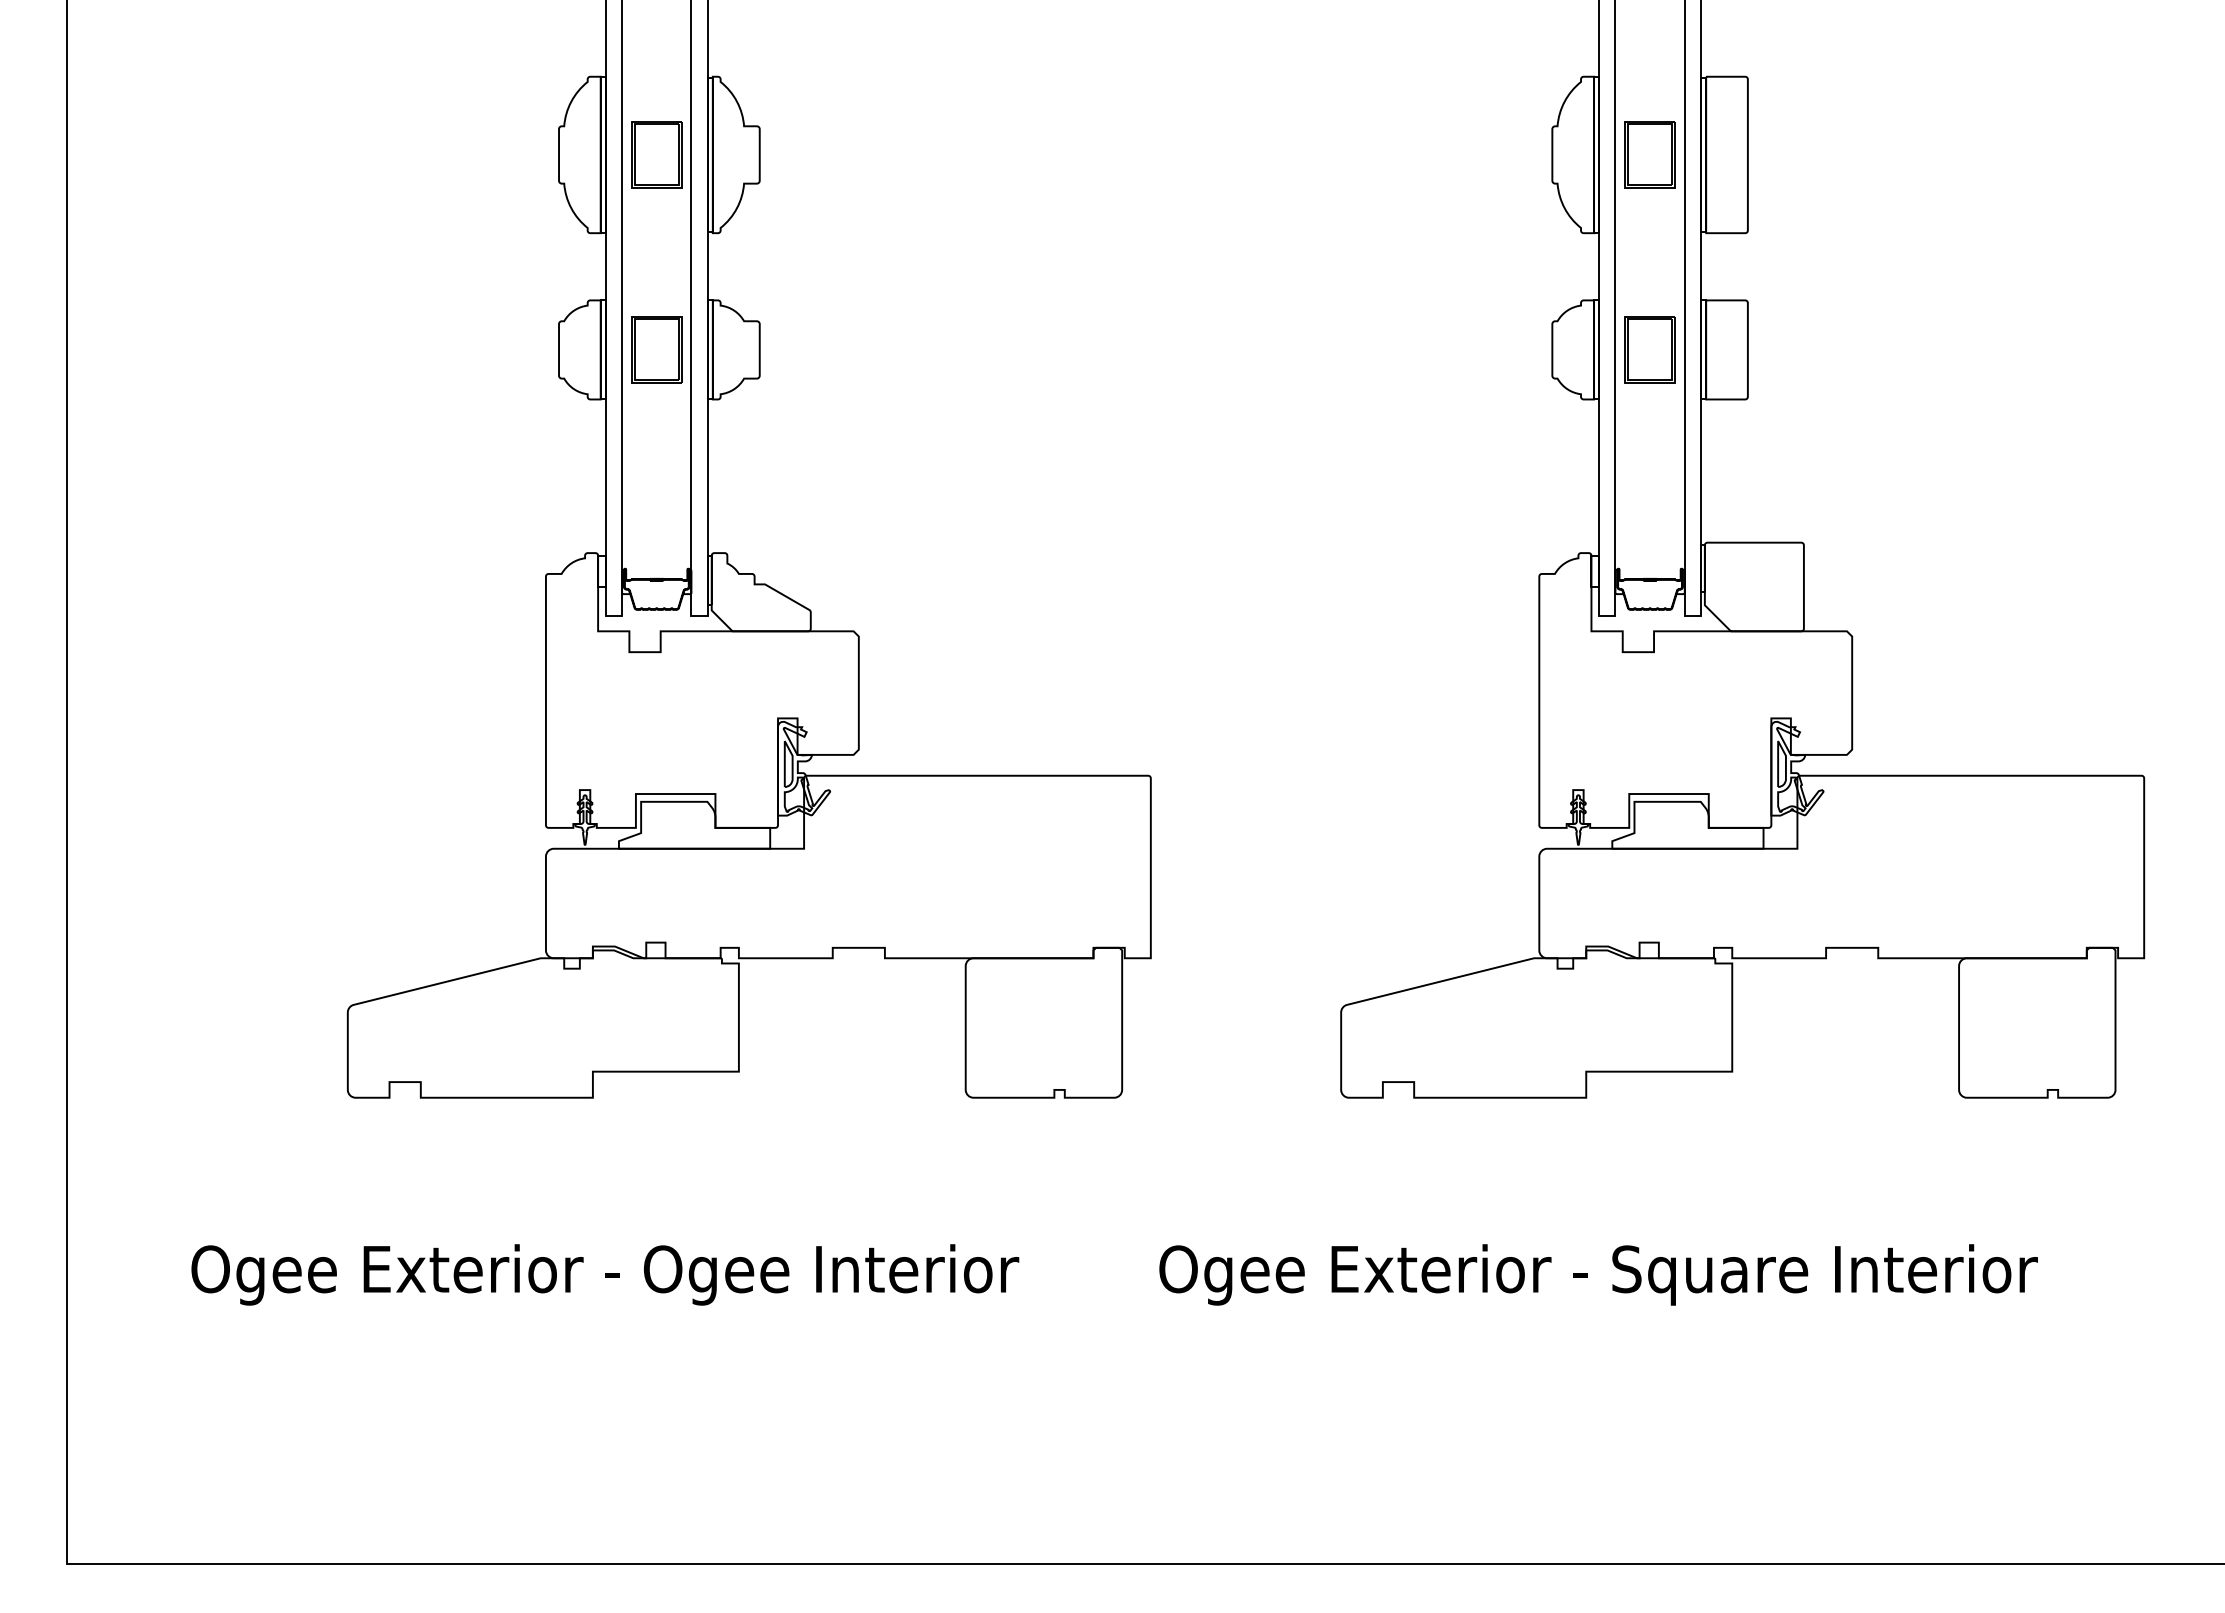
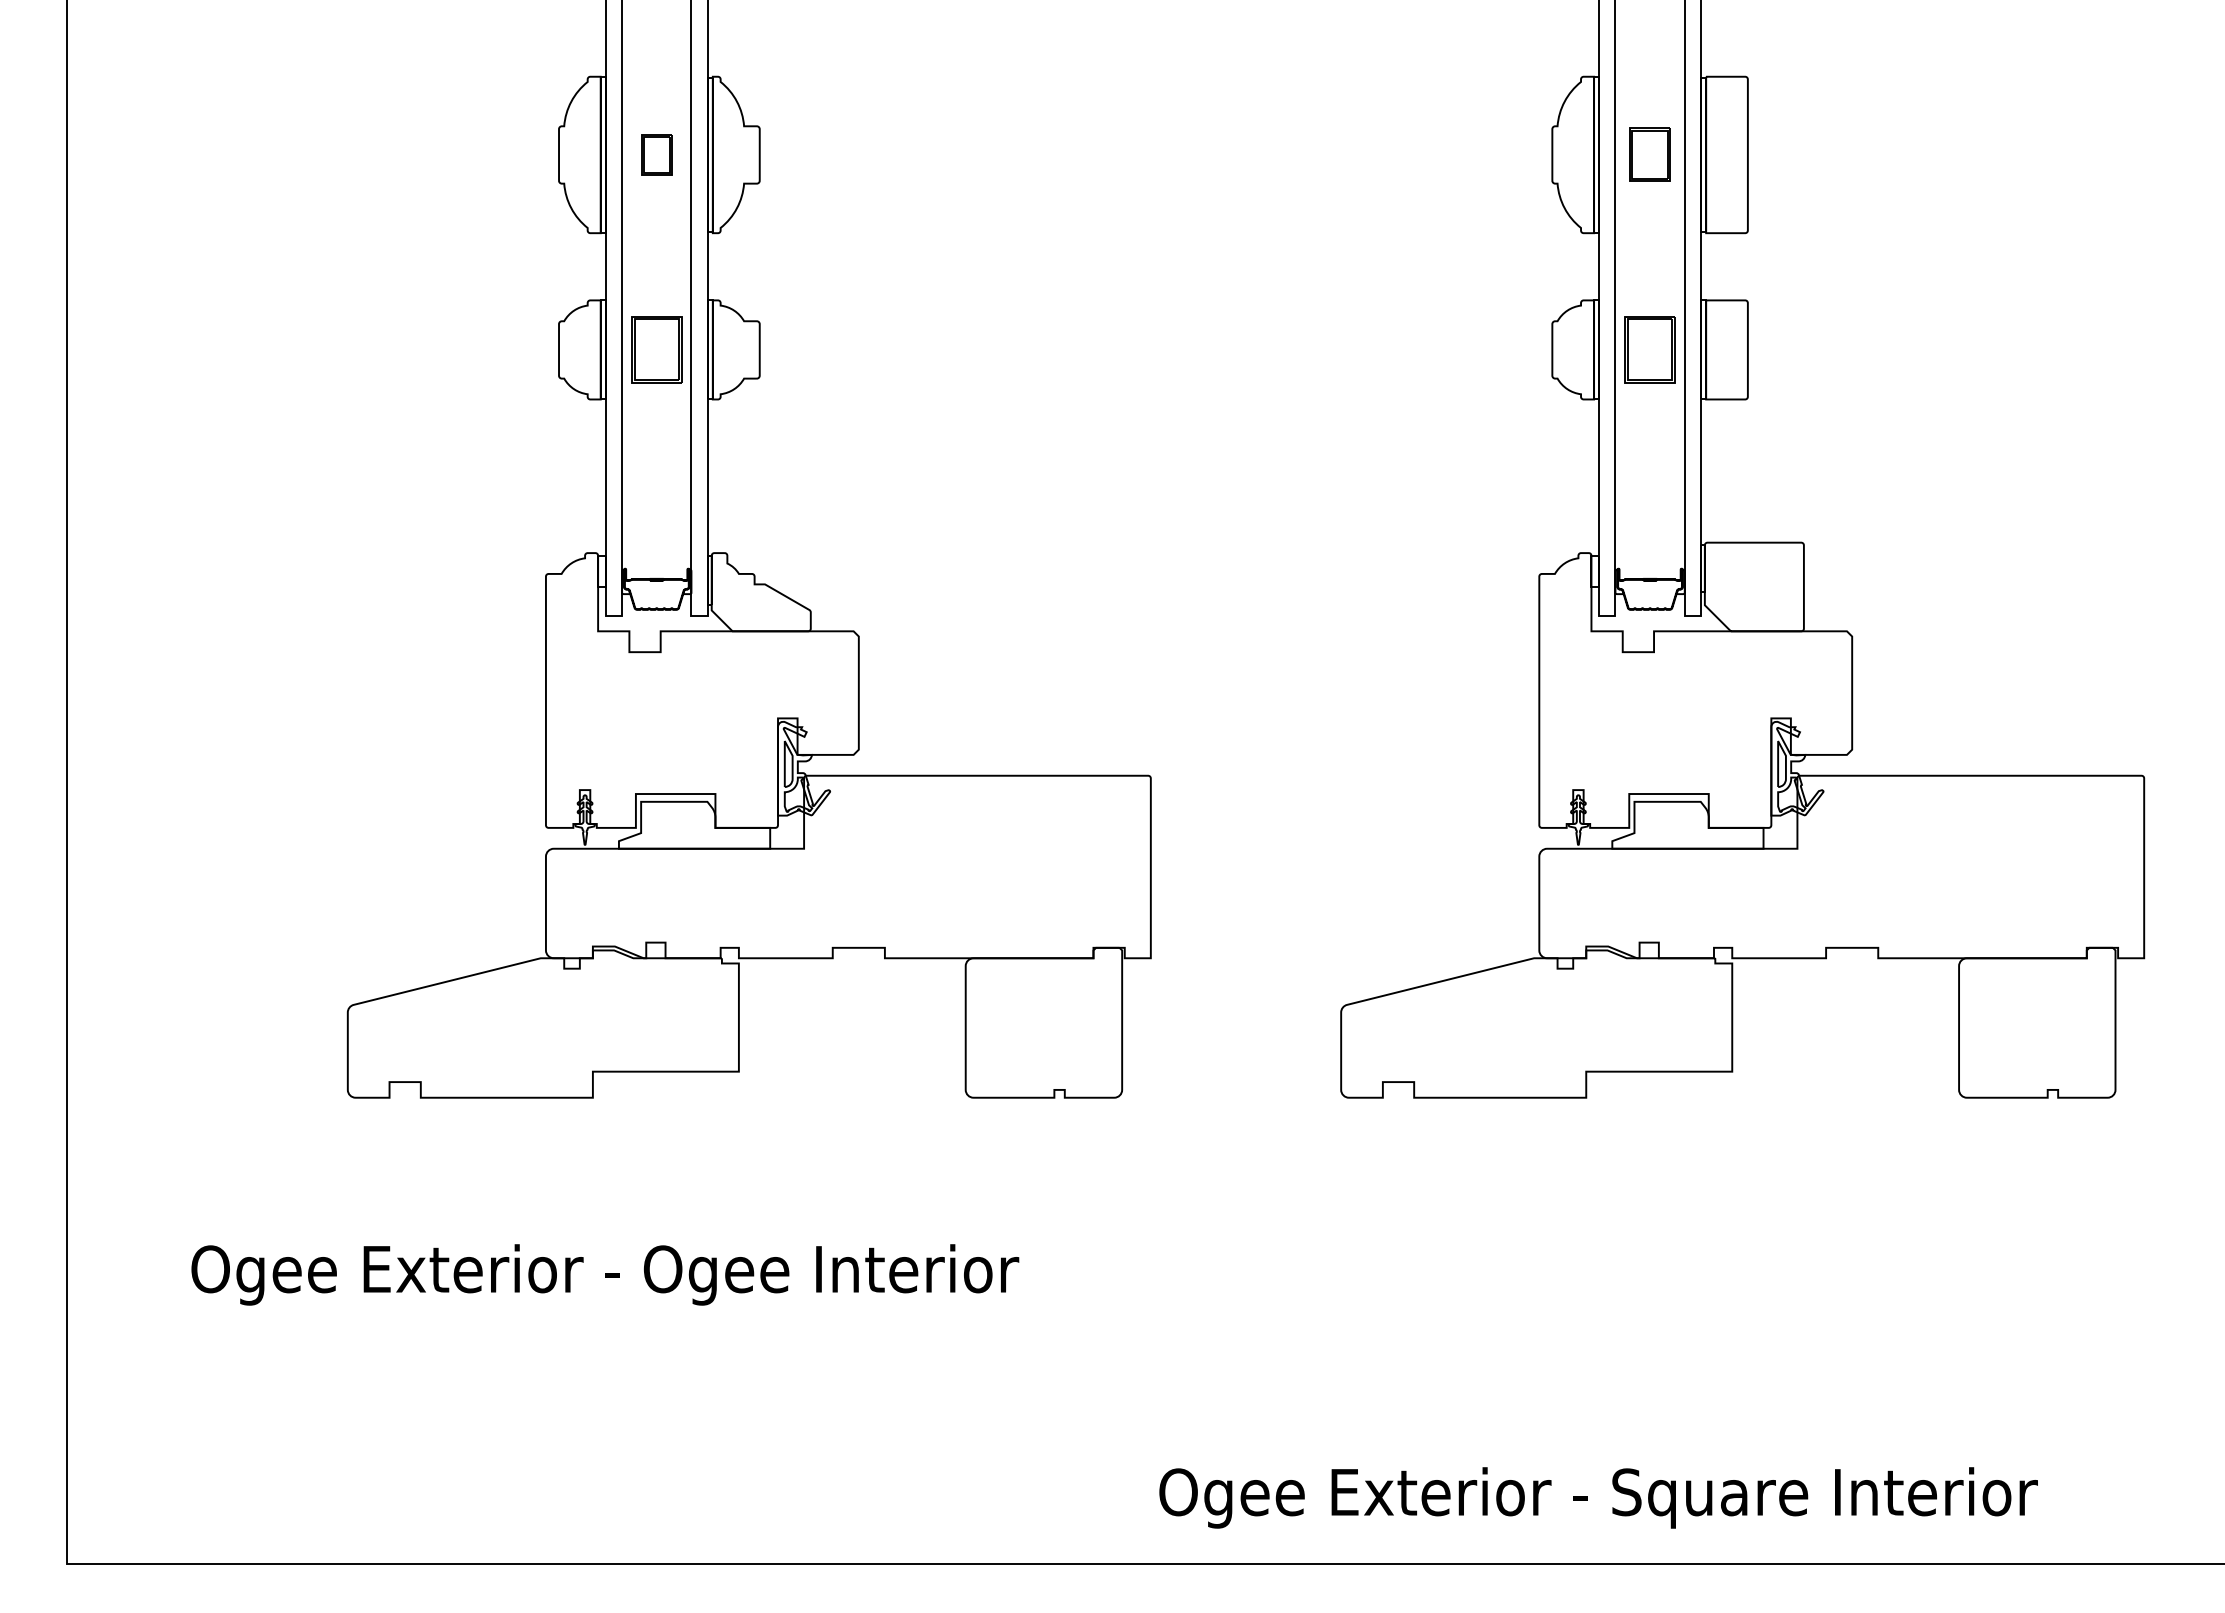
part size: 52x68 px -> 32x42 px (656, 154)
part size: 52x68 px -> 42x55 px (1649, 154)
text position: (1598, 1274) -> (1598, 1497) (1598, 1497)
